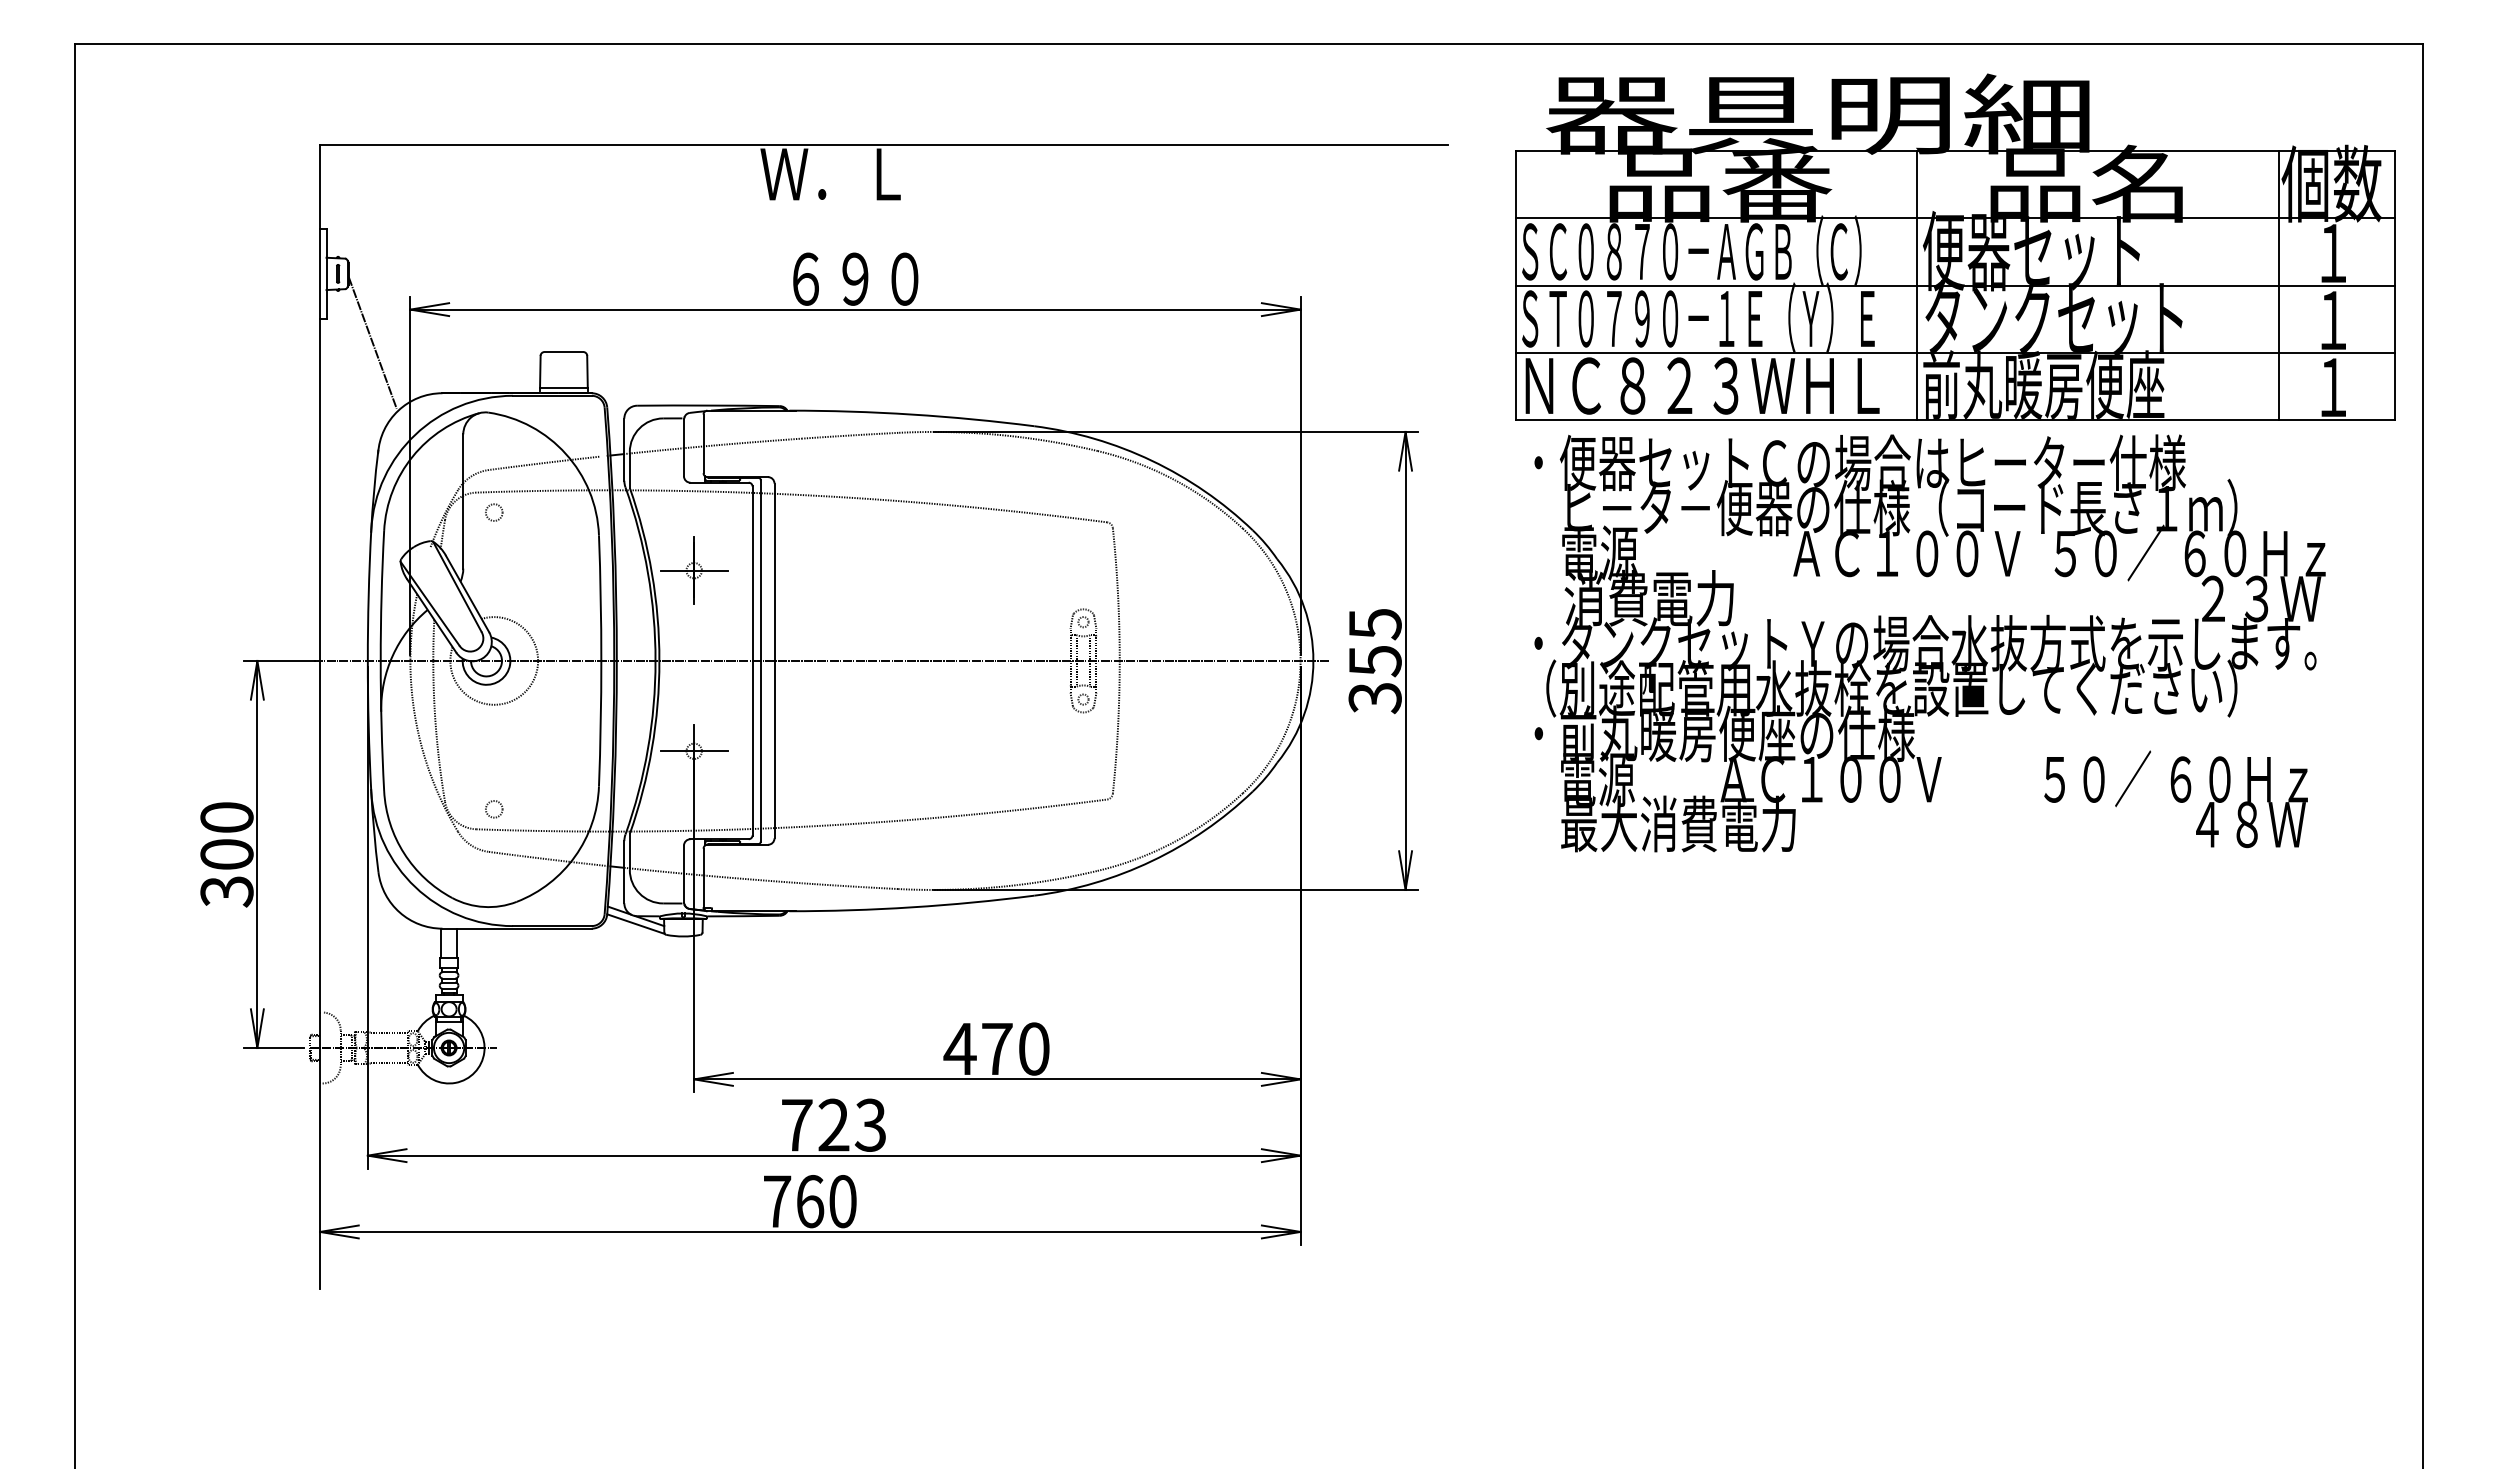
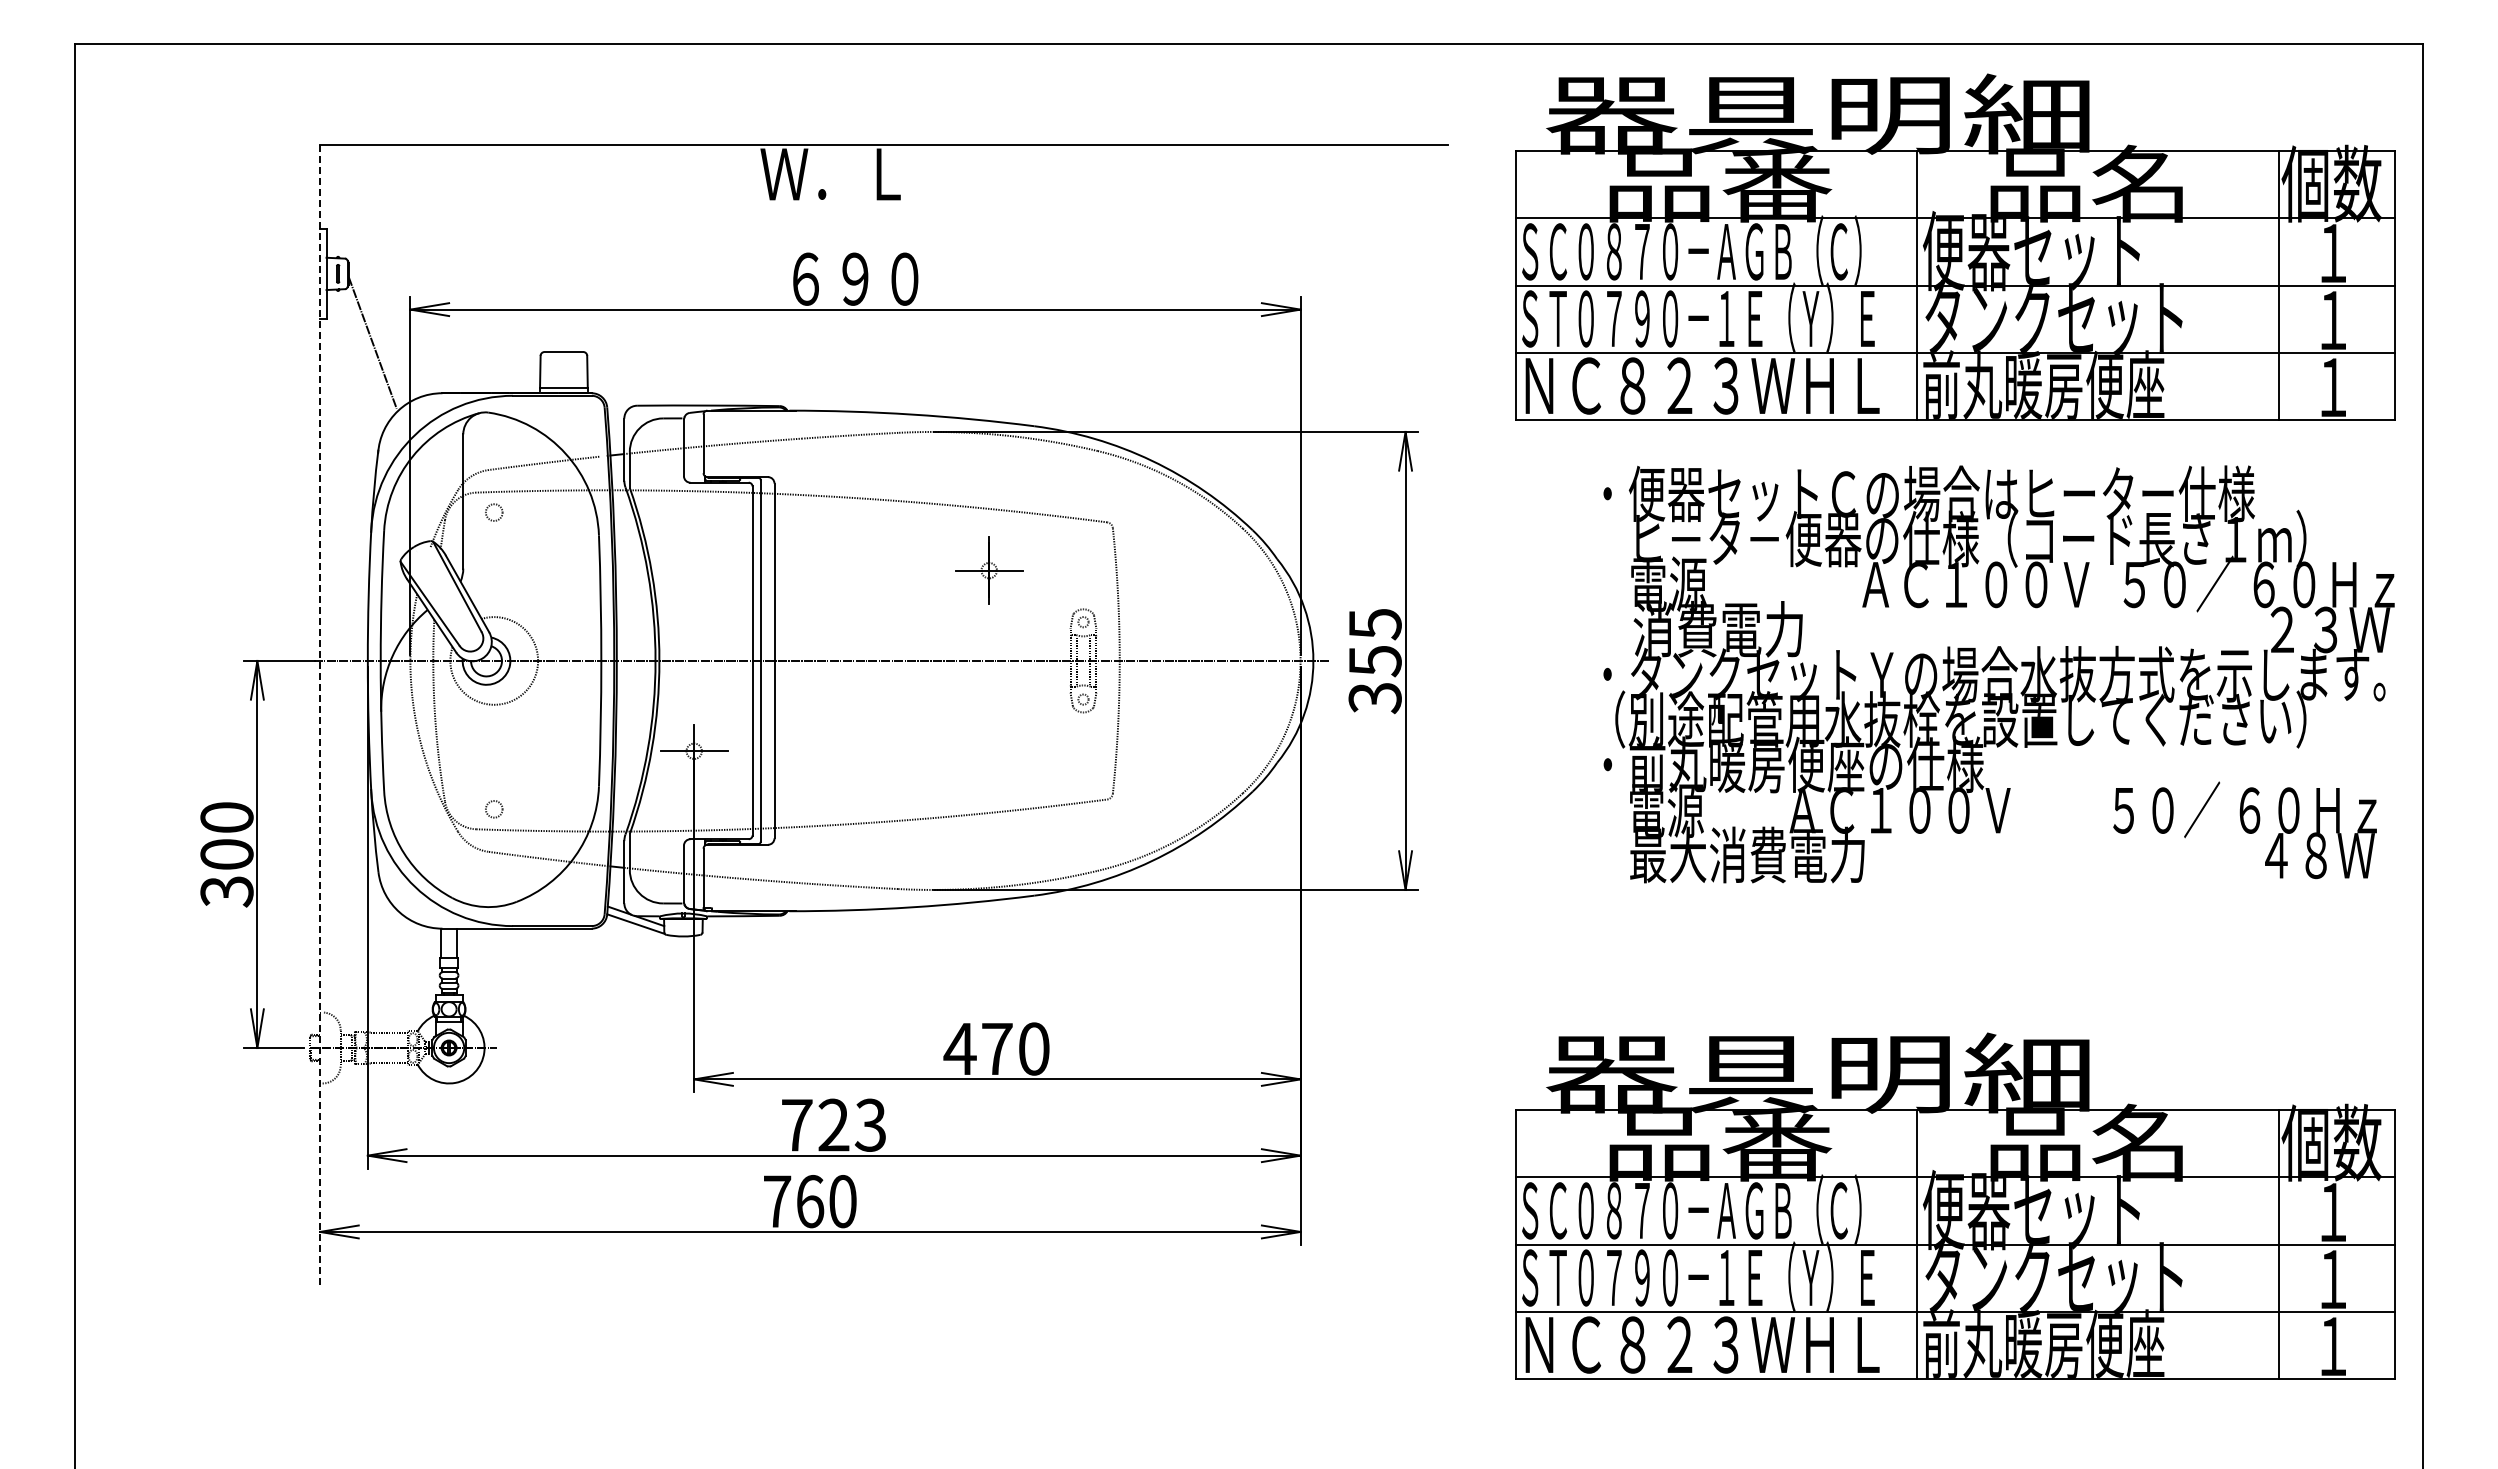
part position: (694, 570) -> (989, 570) (989, 570)
text position: (1929, 643) -> (1998, 674) (1998, 674)
line: solid -> dashed (320, 717)
part: none -> present (1955, 1205)
